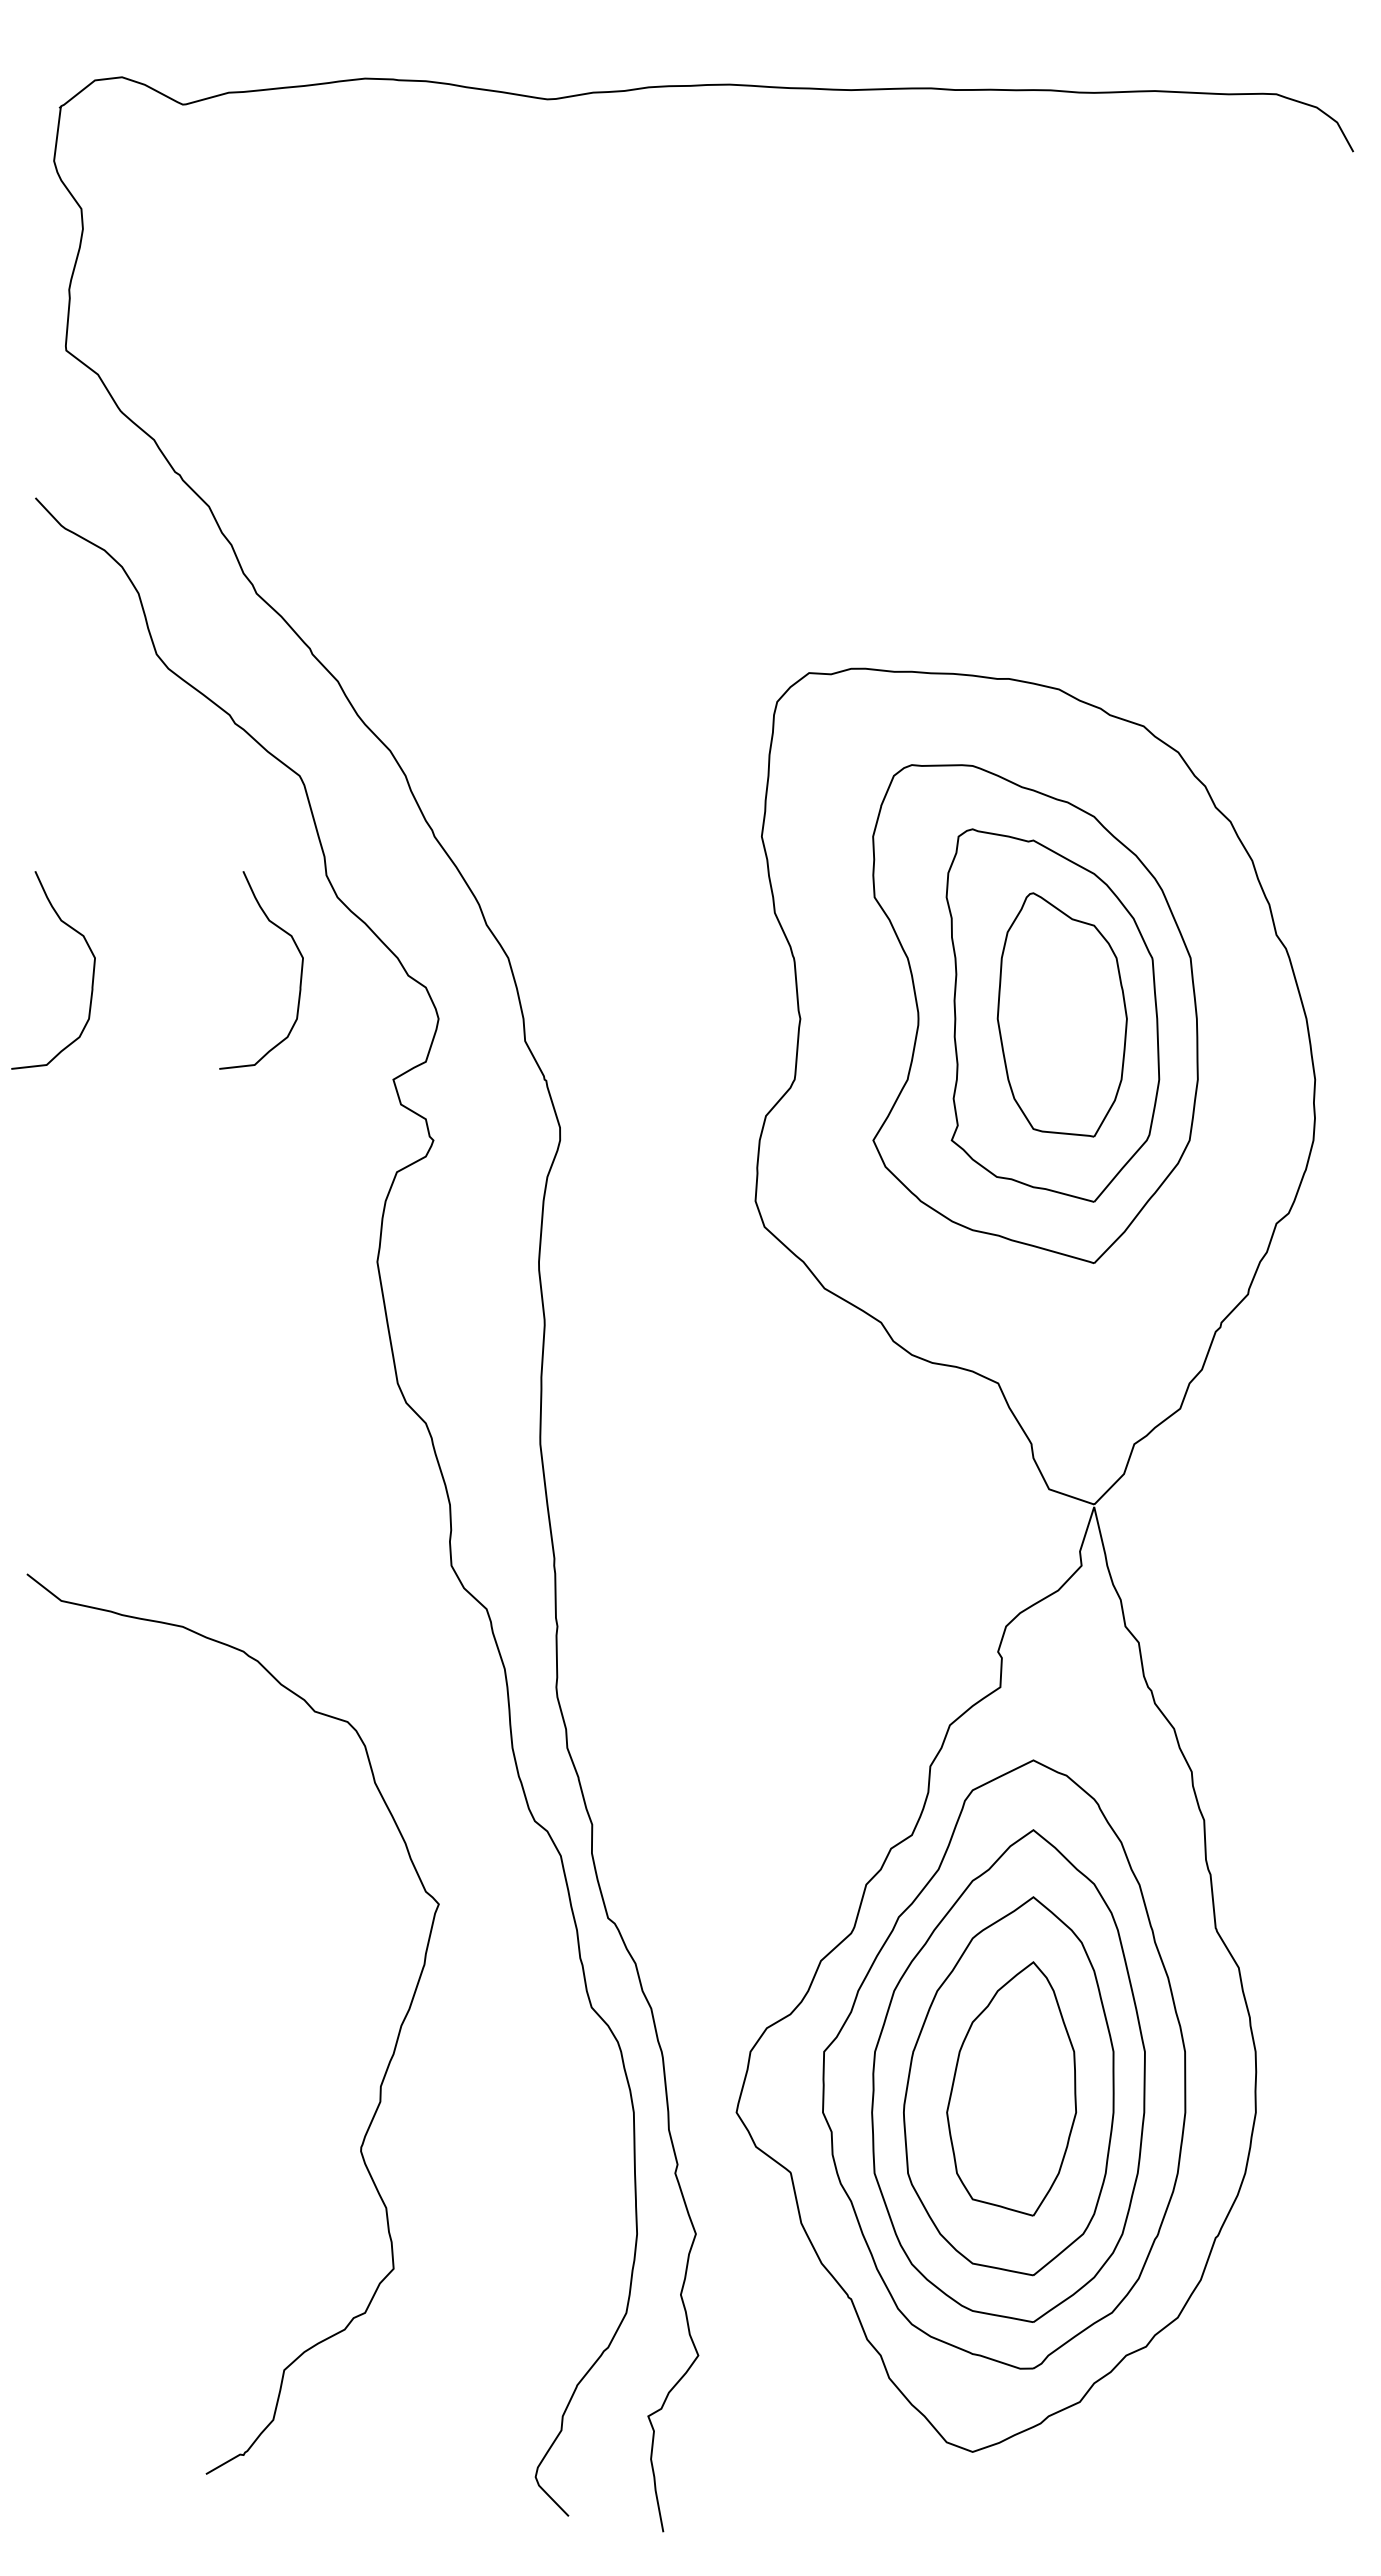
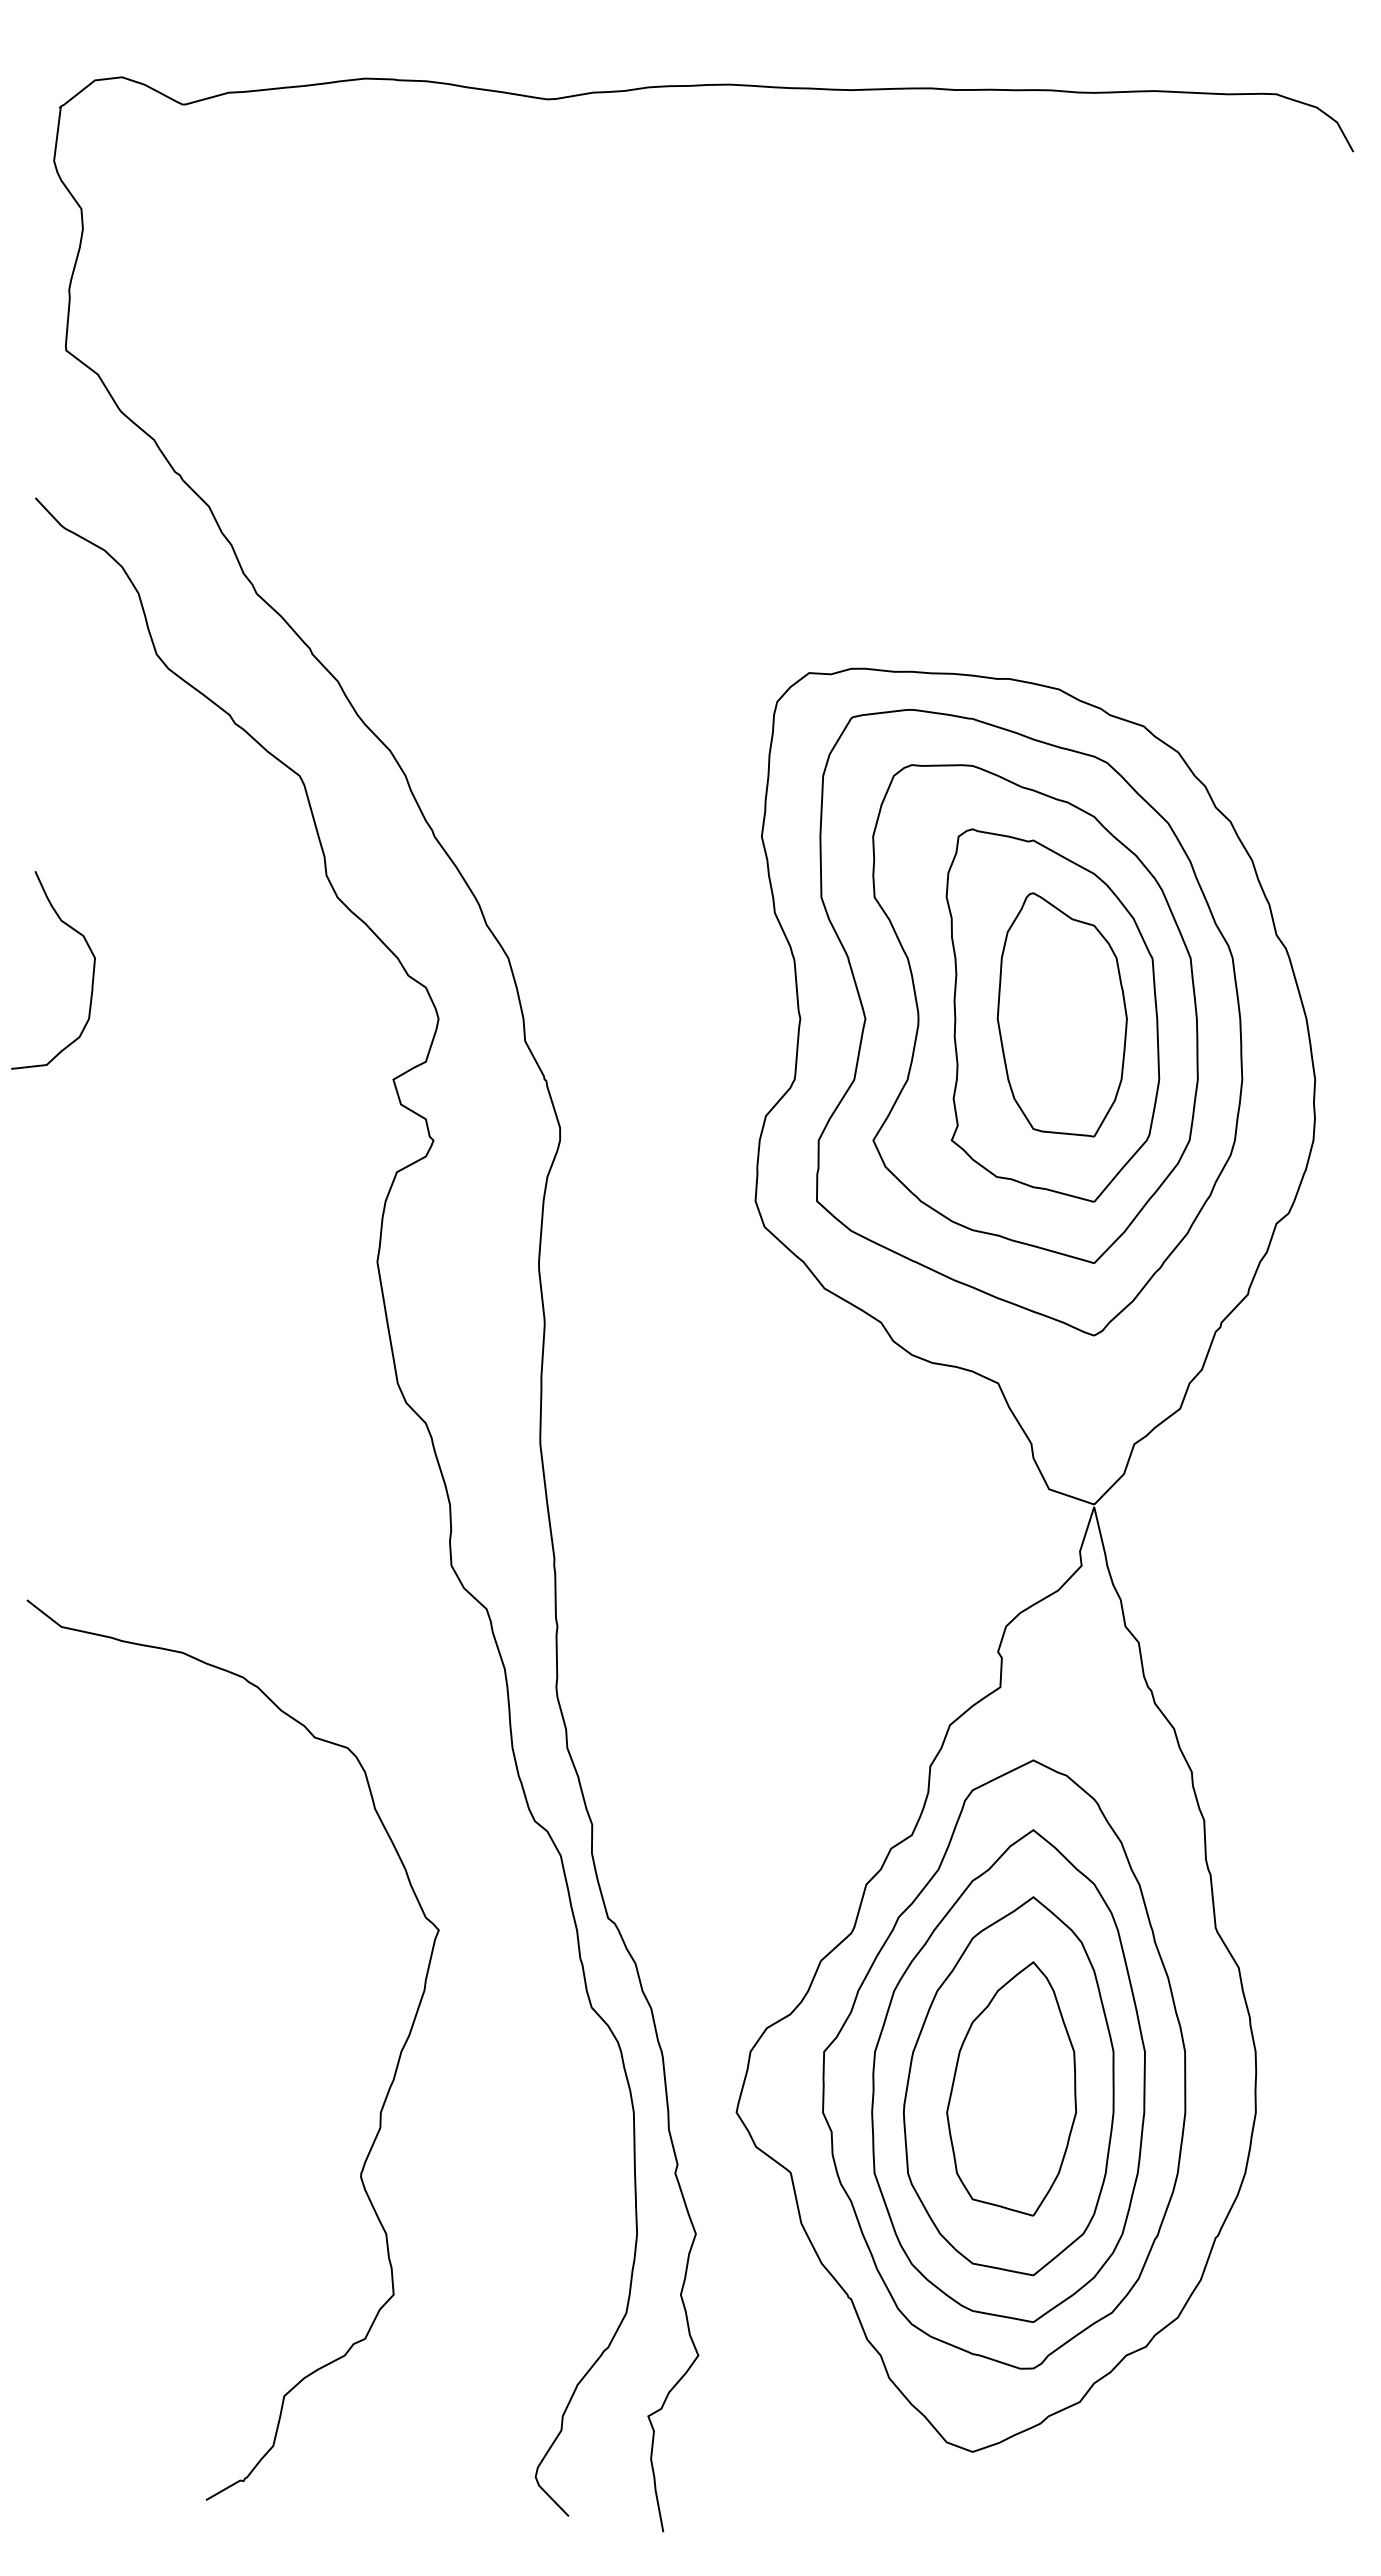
curve: present -> none (300, 972)
part: none -> present (1029, 1022)
curve position: (382, 2078) -> (382, 2104) (382, 2104)
